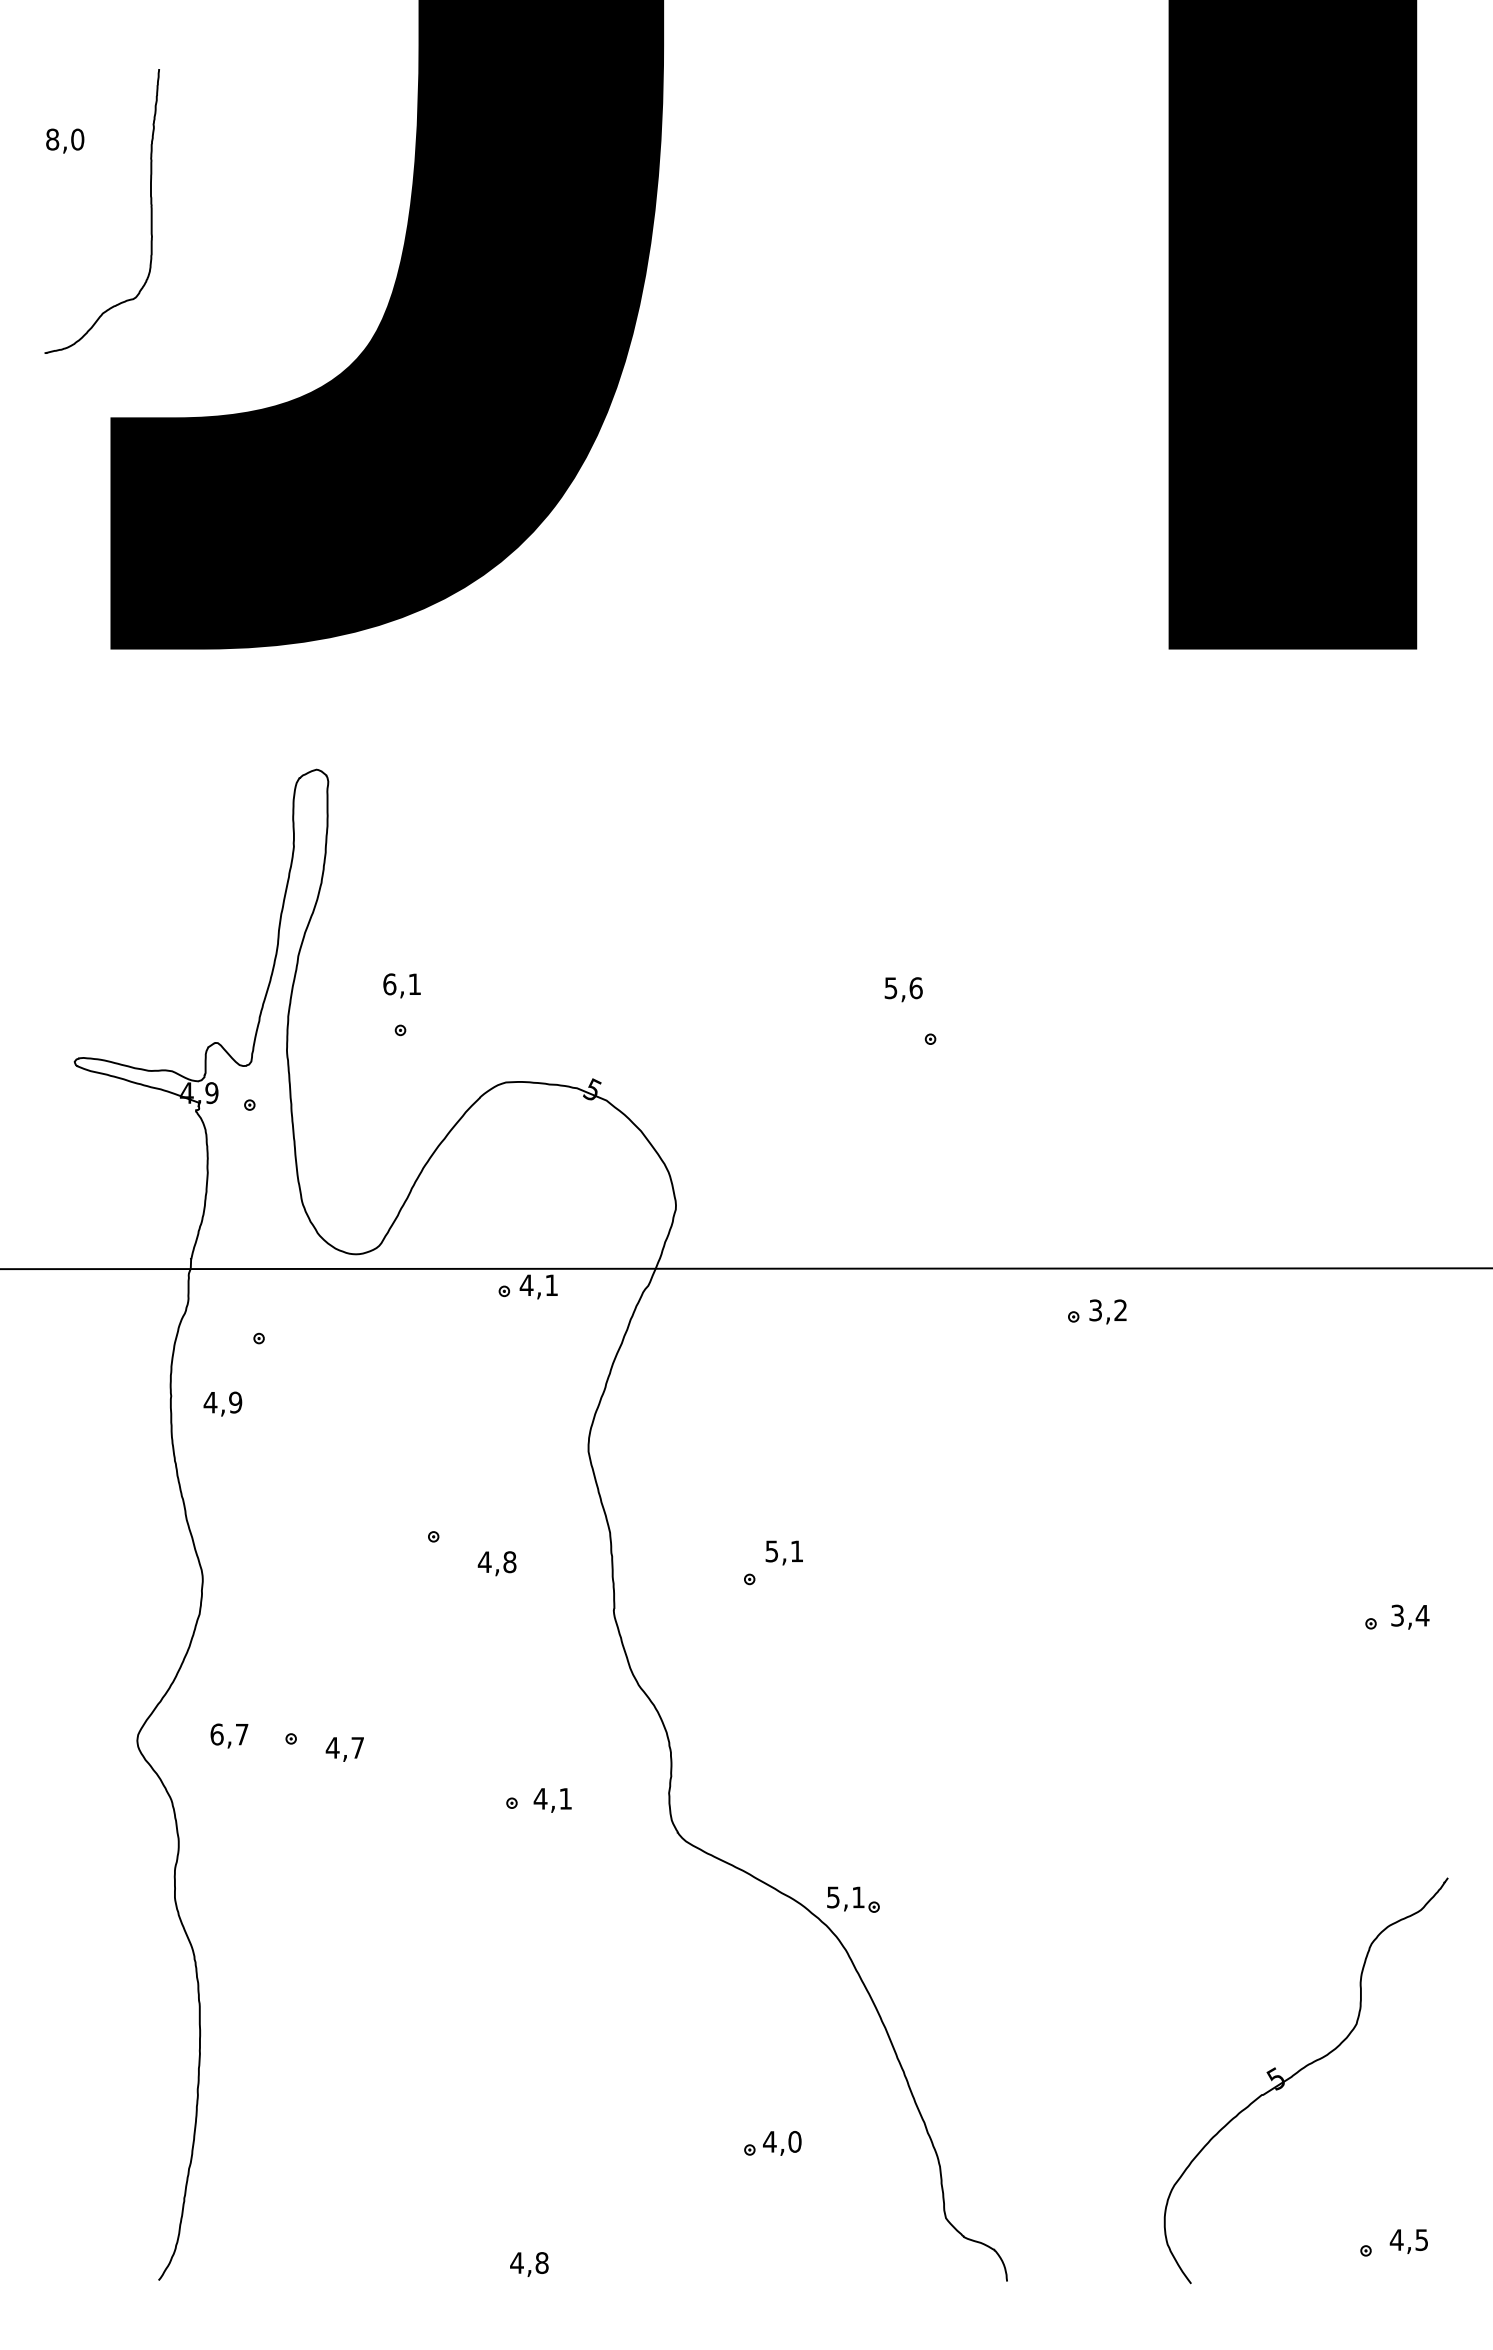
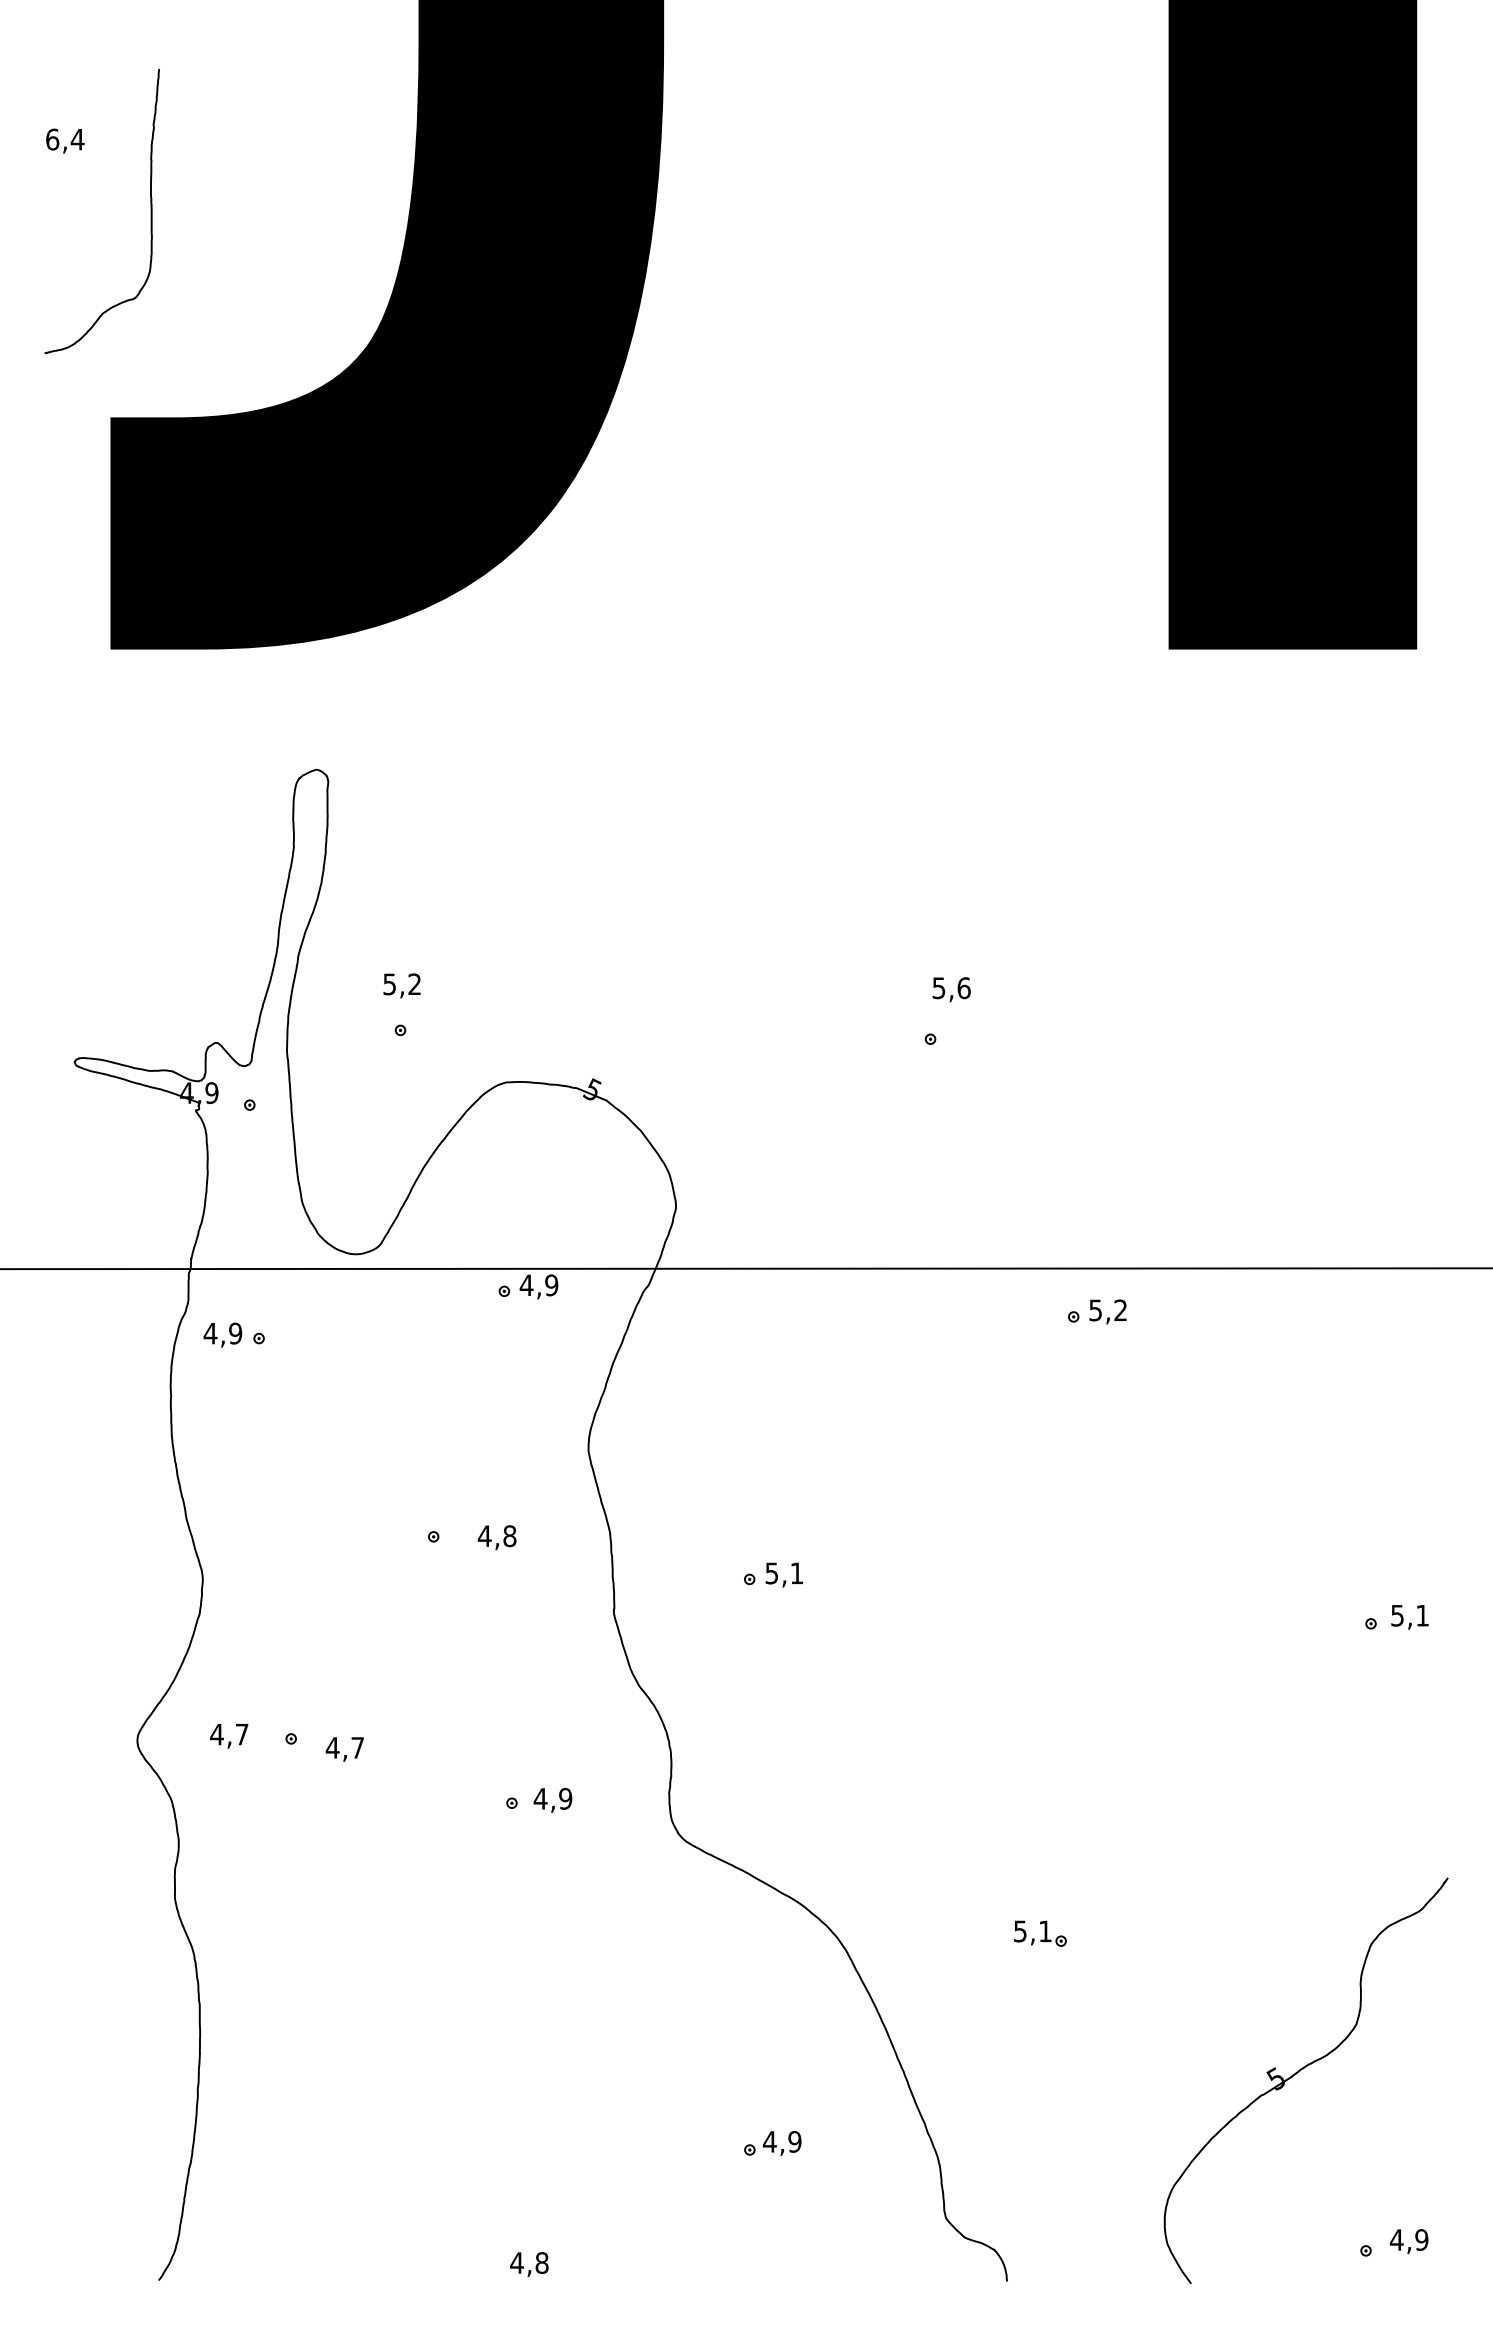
text: 8,0 -> 6,4 (65, 139)
text: 6,1 -> 5,2 (401, 984)
text position: (903, 989) -> (951, 989) (951, 989)
text: 4,1 -> 4,9 (551, 1285)
text: 3,2 -> 5,2 (1095, 1309)
text position: (222, 1403) -> (222, 1334) (222, 1334)
text position: (783, 1552) -> (783, 1574) (783, 1574)
text position: (496, 1563) -> (496, 1537) (496, 1537)
text: 3,4 -> 5,1 (1410, 1615)
text: 6,7 -> 4,7 (216, 1734)
text: 4,1 -> 4,9 (565, 1798)
part position: (853, 1899) -> (1040, 1933) (1040, 1933)
text: 4,0 -> 4,9 (794, 2141)
text: 4,5 -> 4,9 (1421, 2239)
